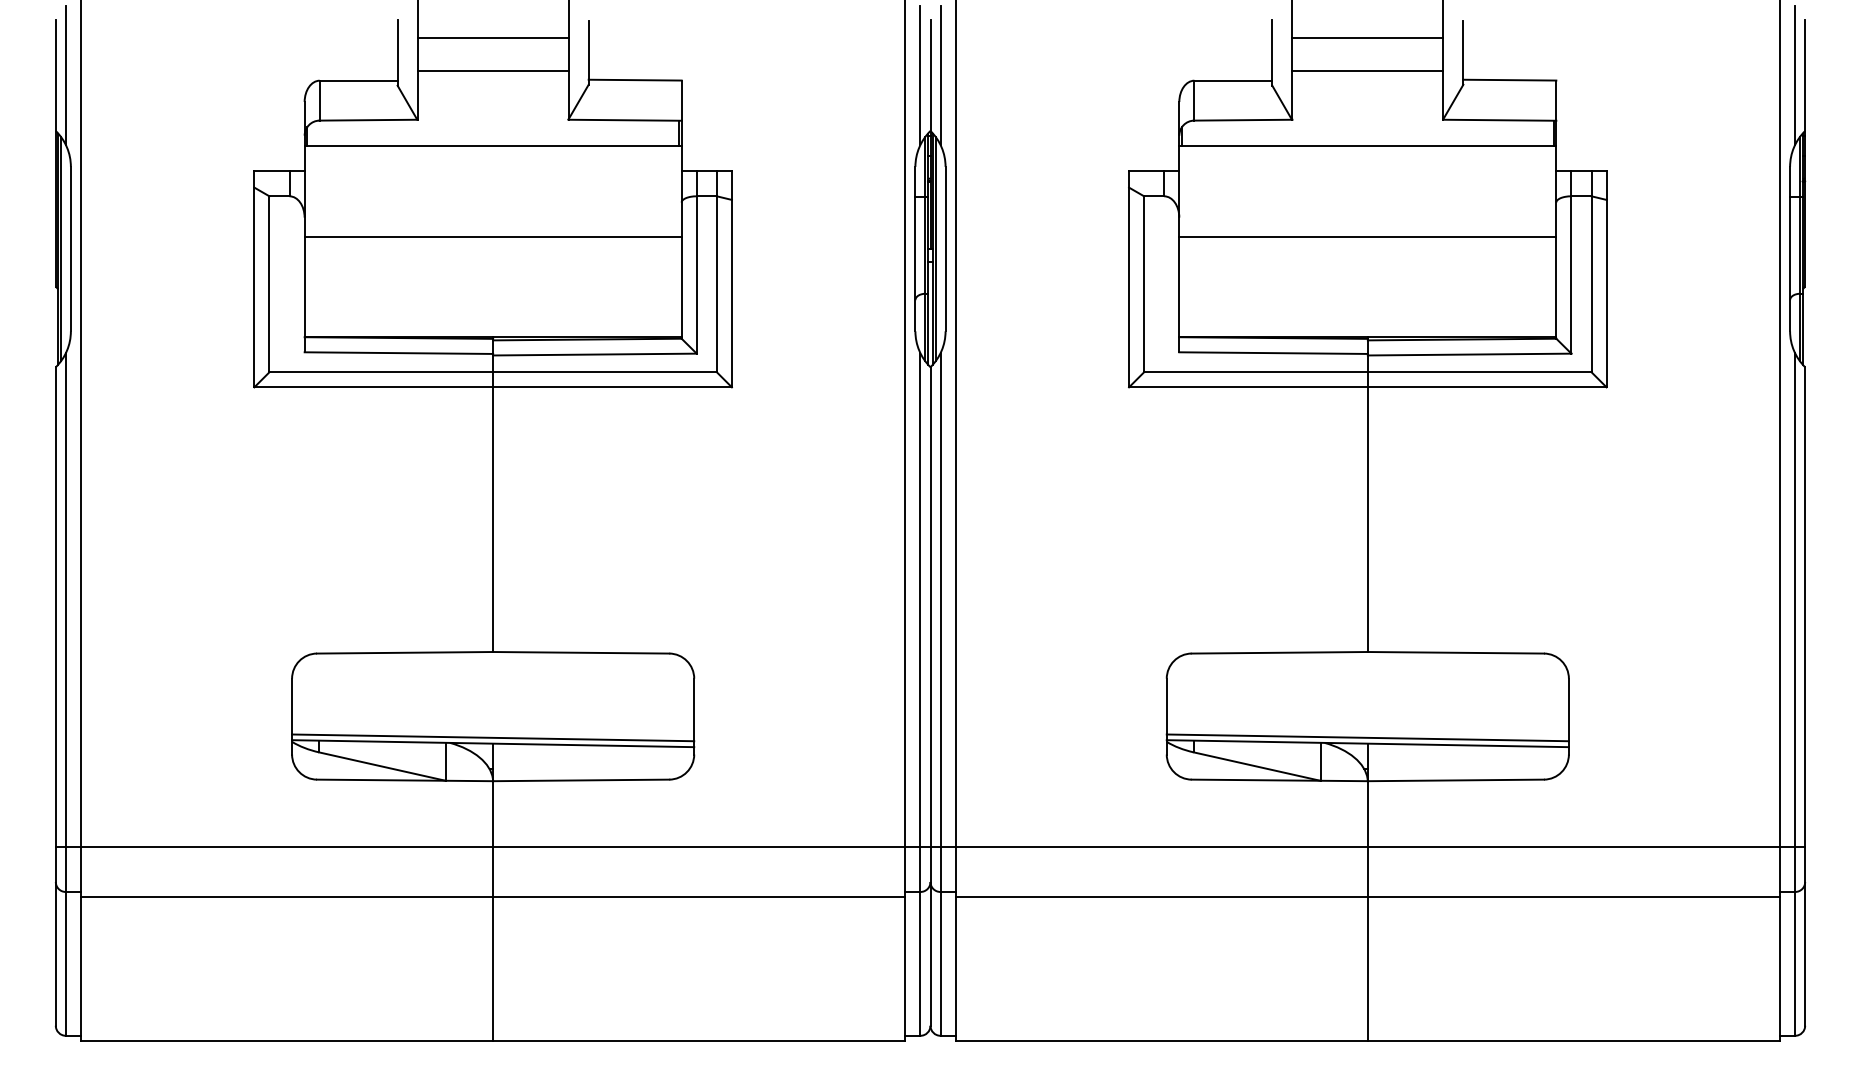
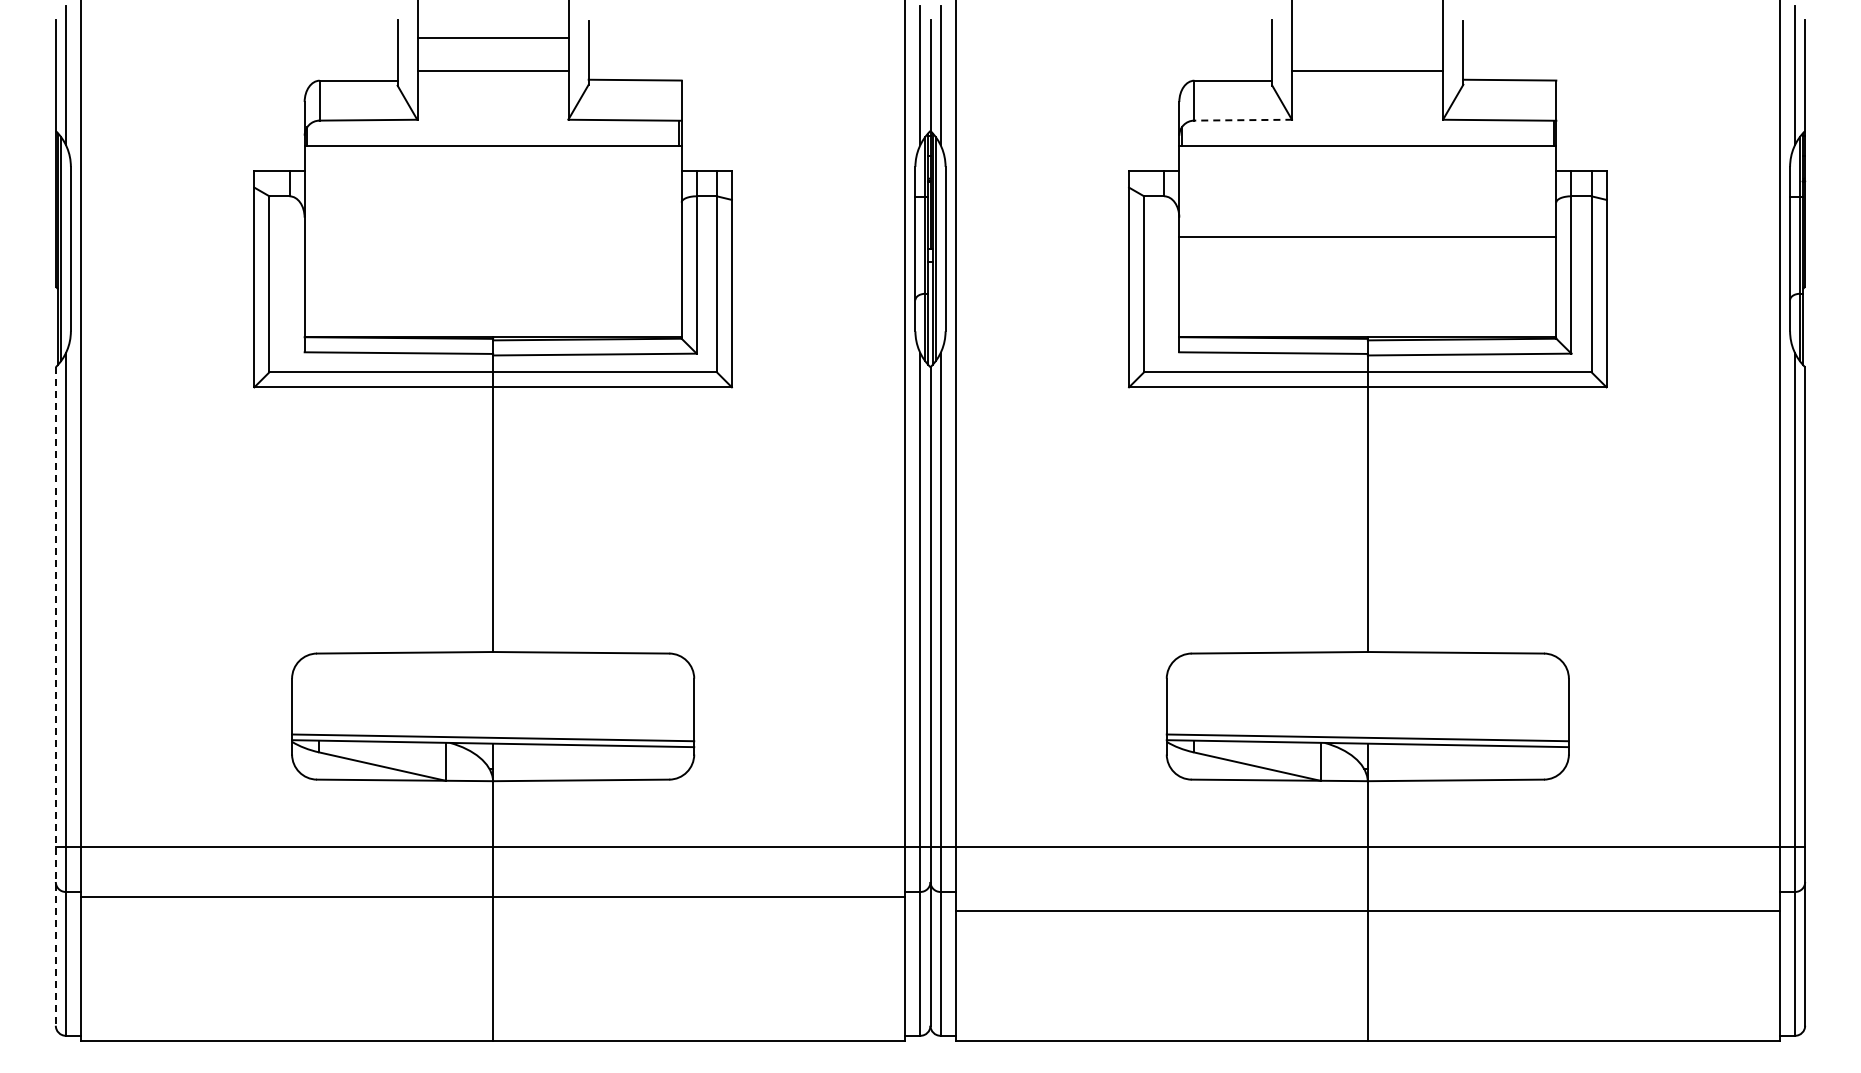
line: present -> none (1367, 37)
line: solid -> dashed (1242, 120)
line: present -> none (492, 236)
line: solid -> dashed (55, 696)
line position: (1367, 897) -> (1367, 911) (1367, 911)
